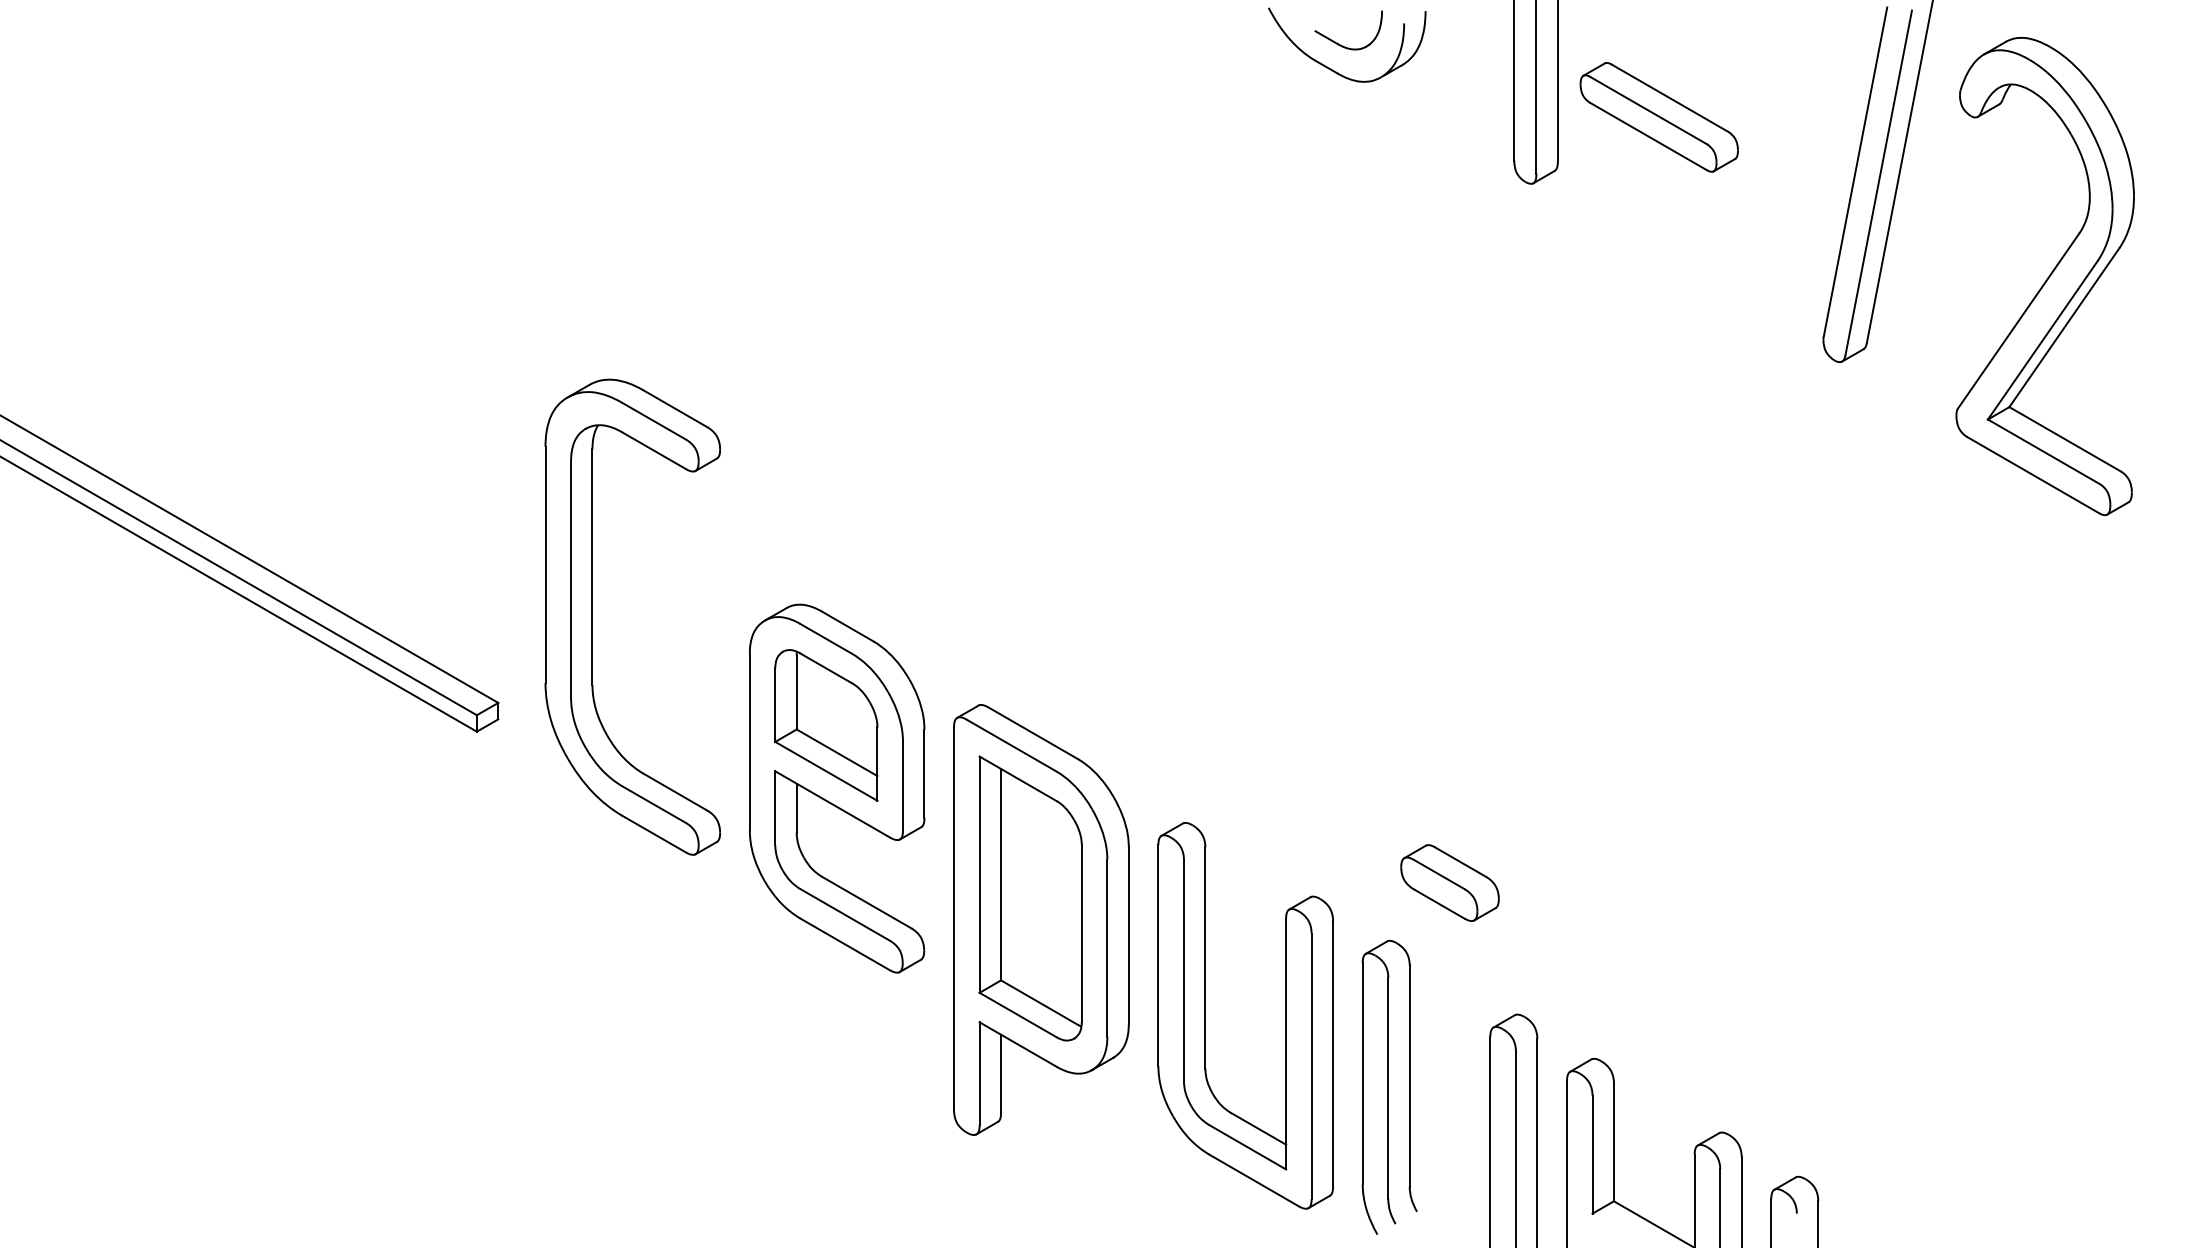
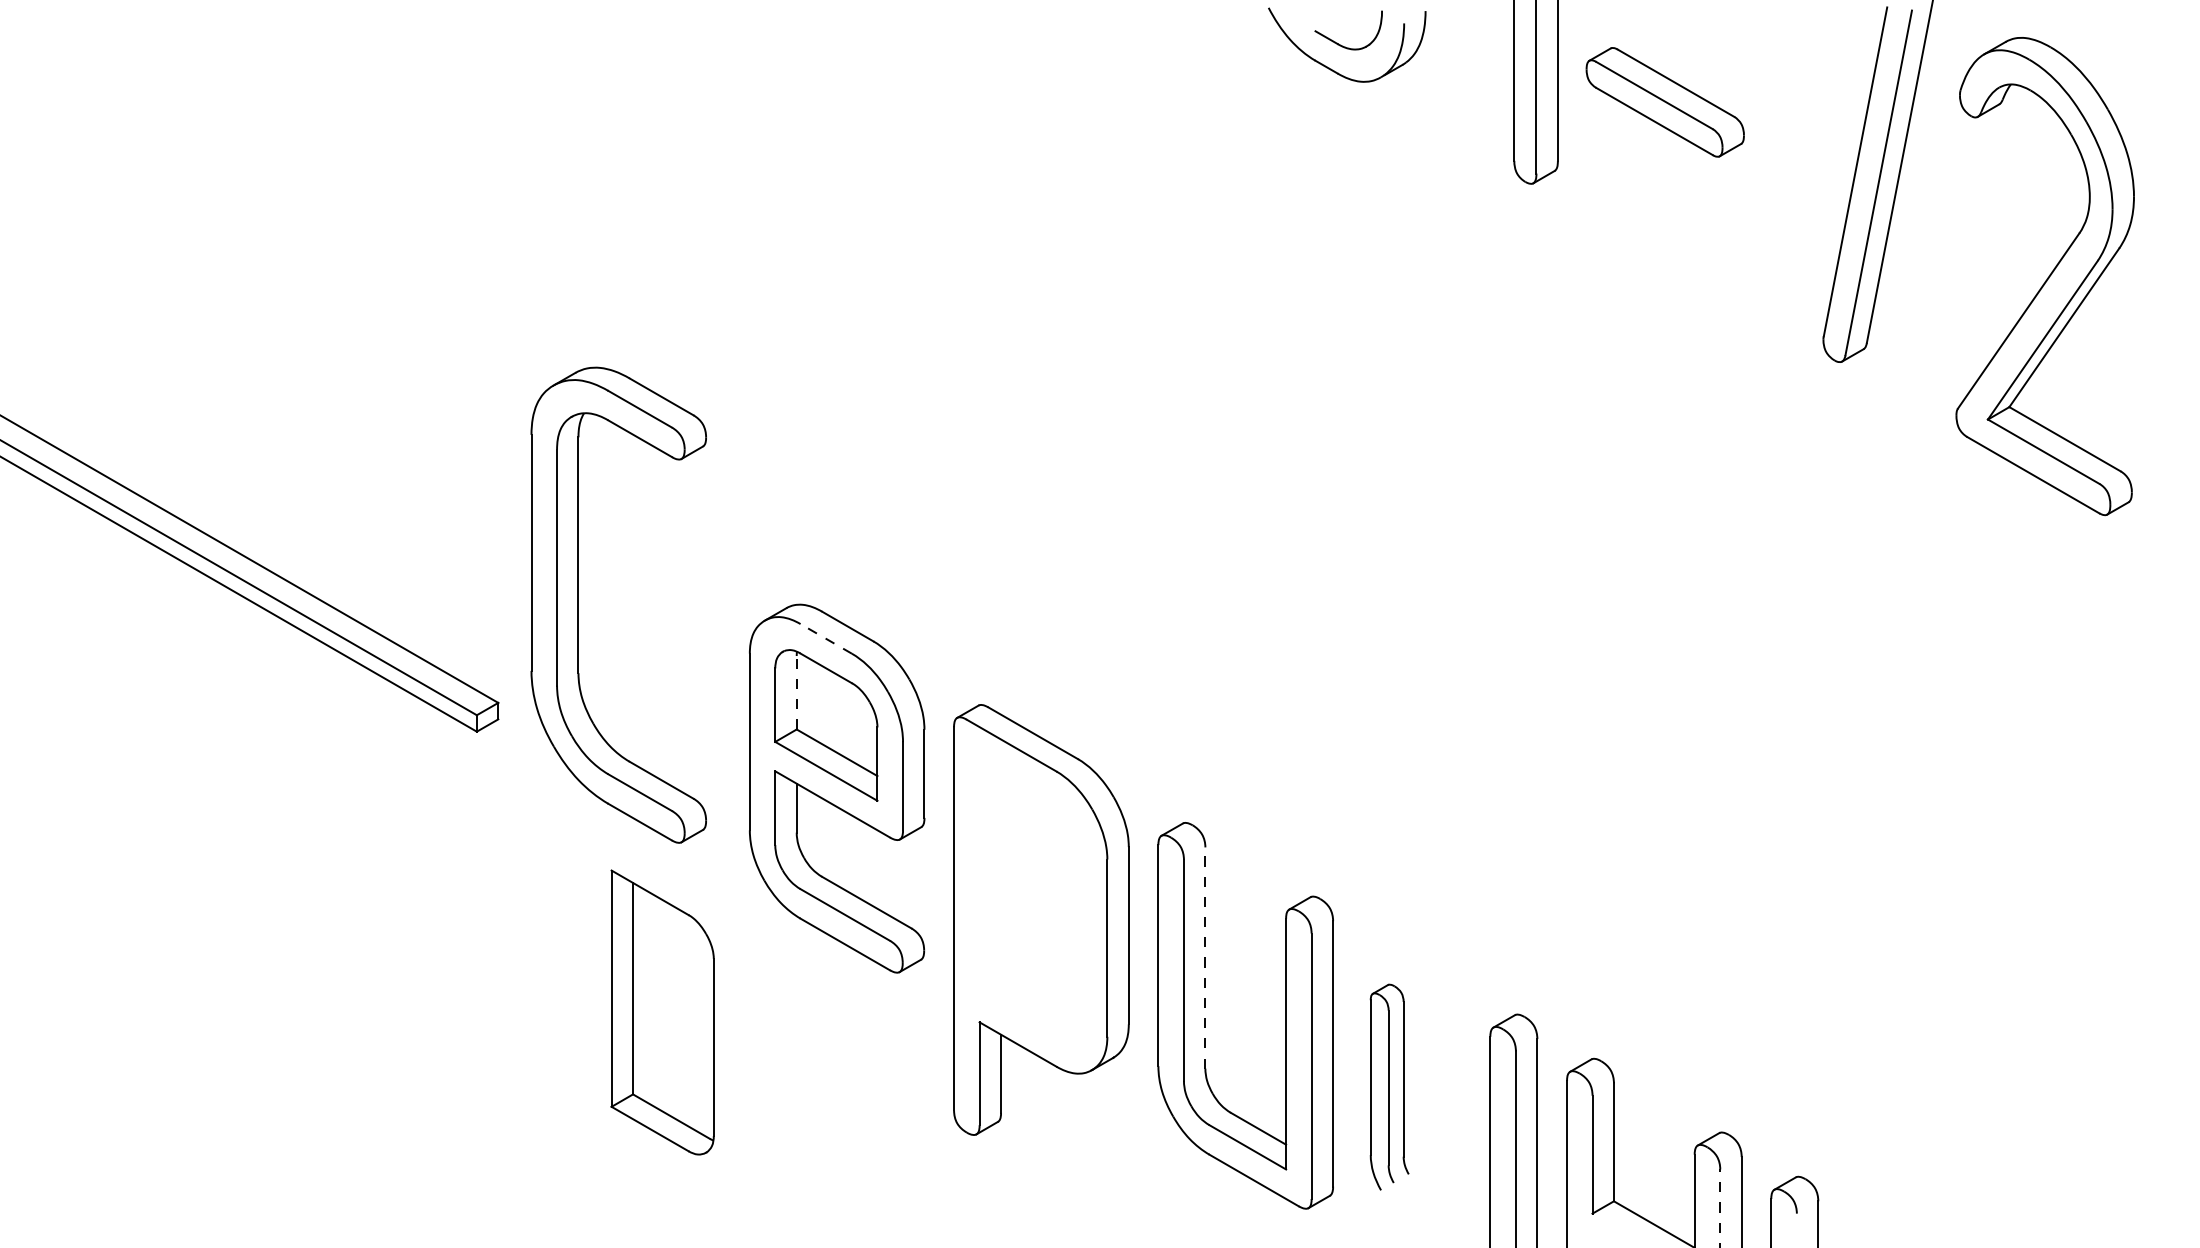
part position: (1658, 117) -> (1664, 102) (1664, 102)
part position: (592, 616) -> (578, 604) (578, 604)
line: solid -> dashed (826, 638)
line: solid -> dashed (796, 692)
part: present -> none (1449, 882)
part position: (1030, 898) -> (662, 1012) (662, 1012)
line: solid -> dashed (1205, 958)
part size: 57x296 px -> 41x208 px (1389, 1086)
line: solid -> dashed (1720, 1208)
